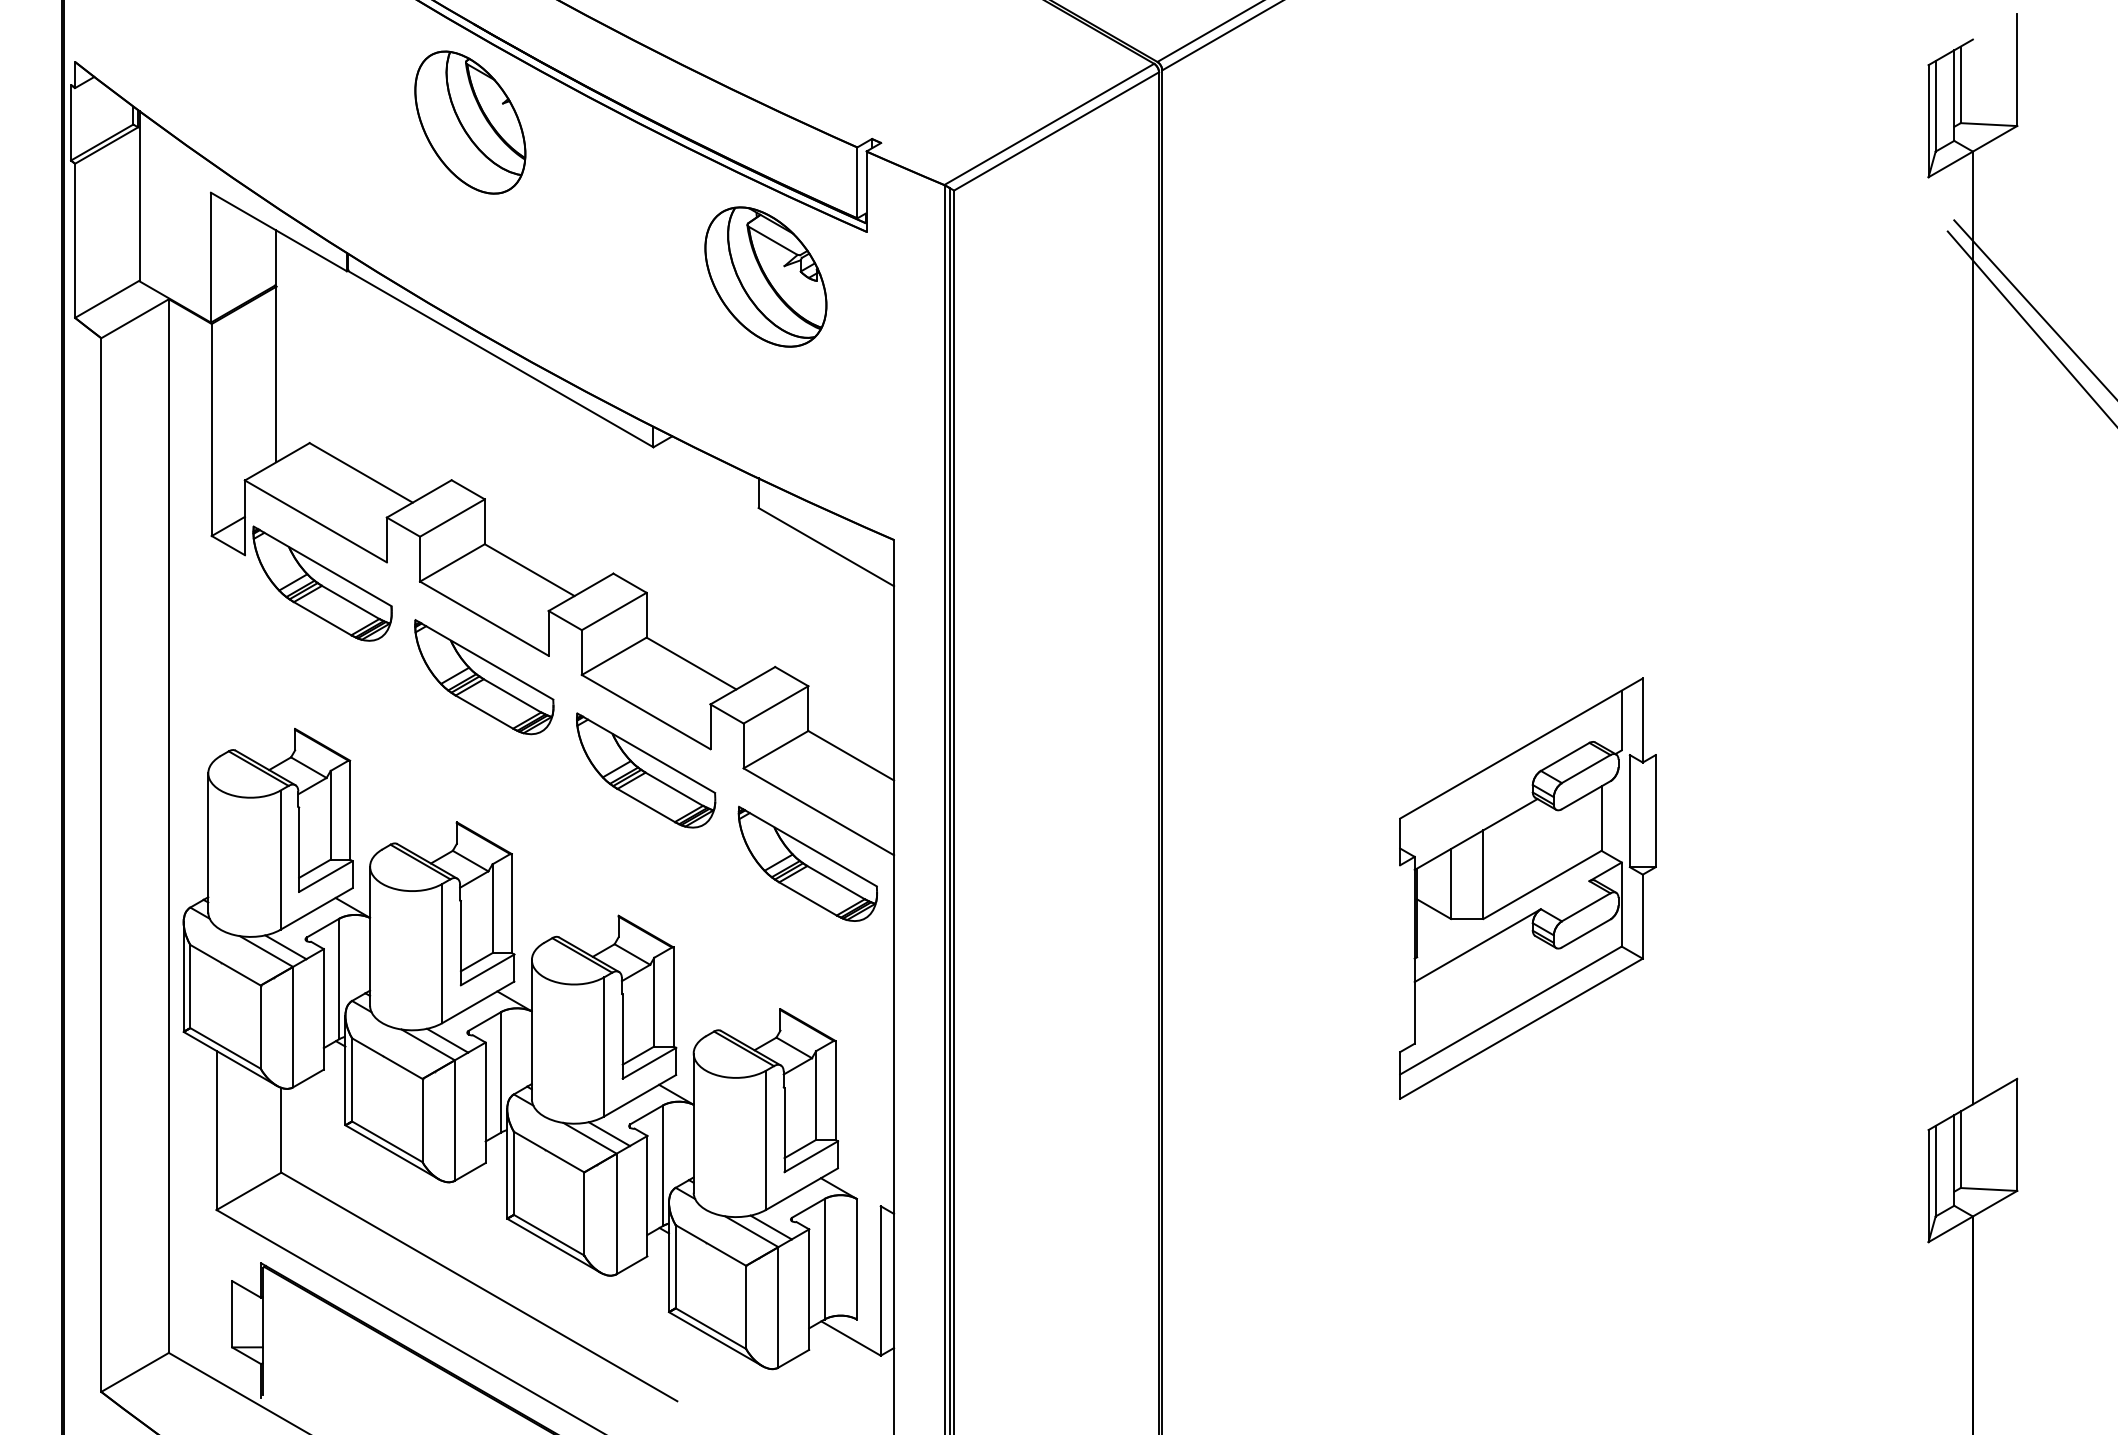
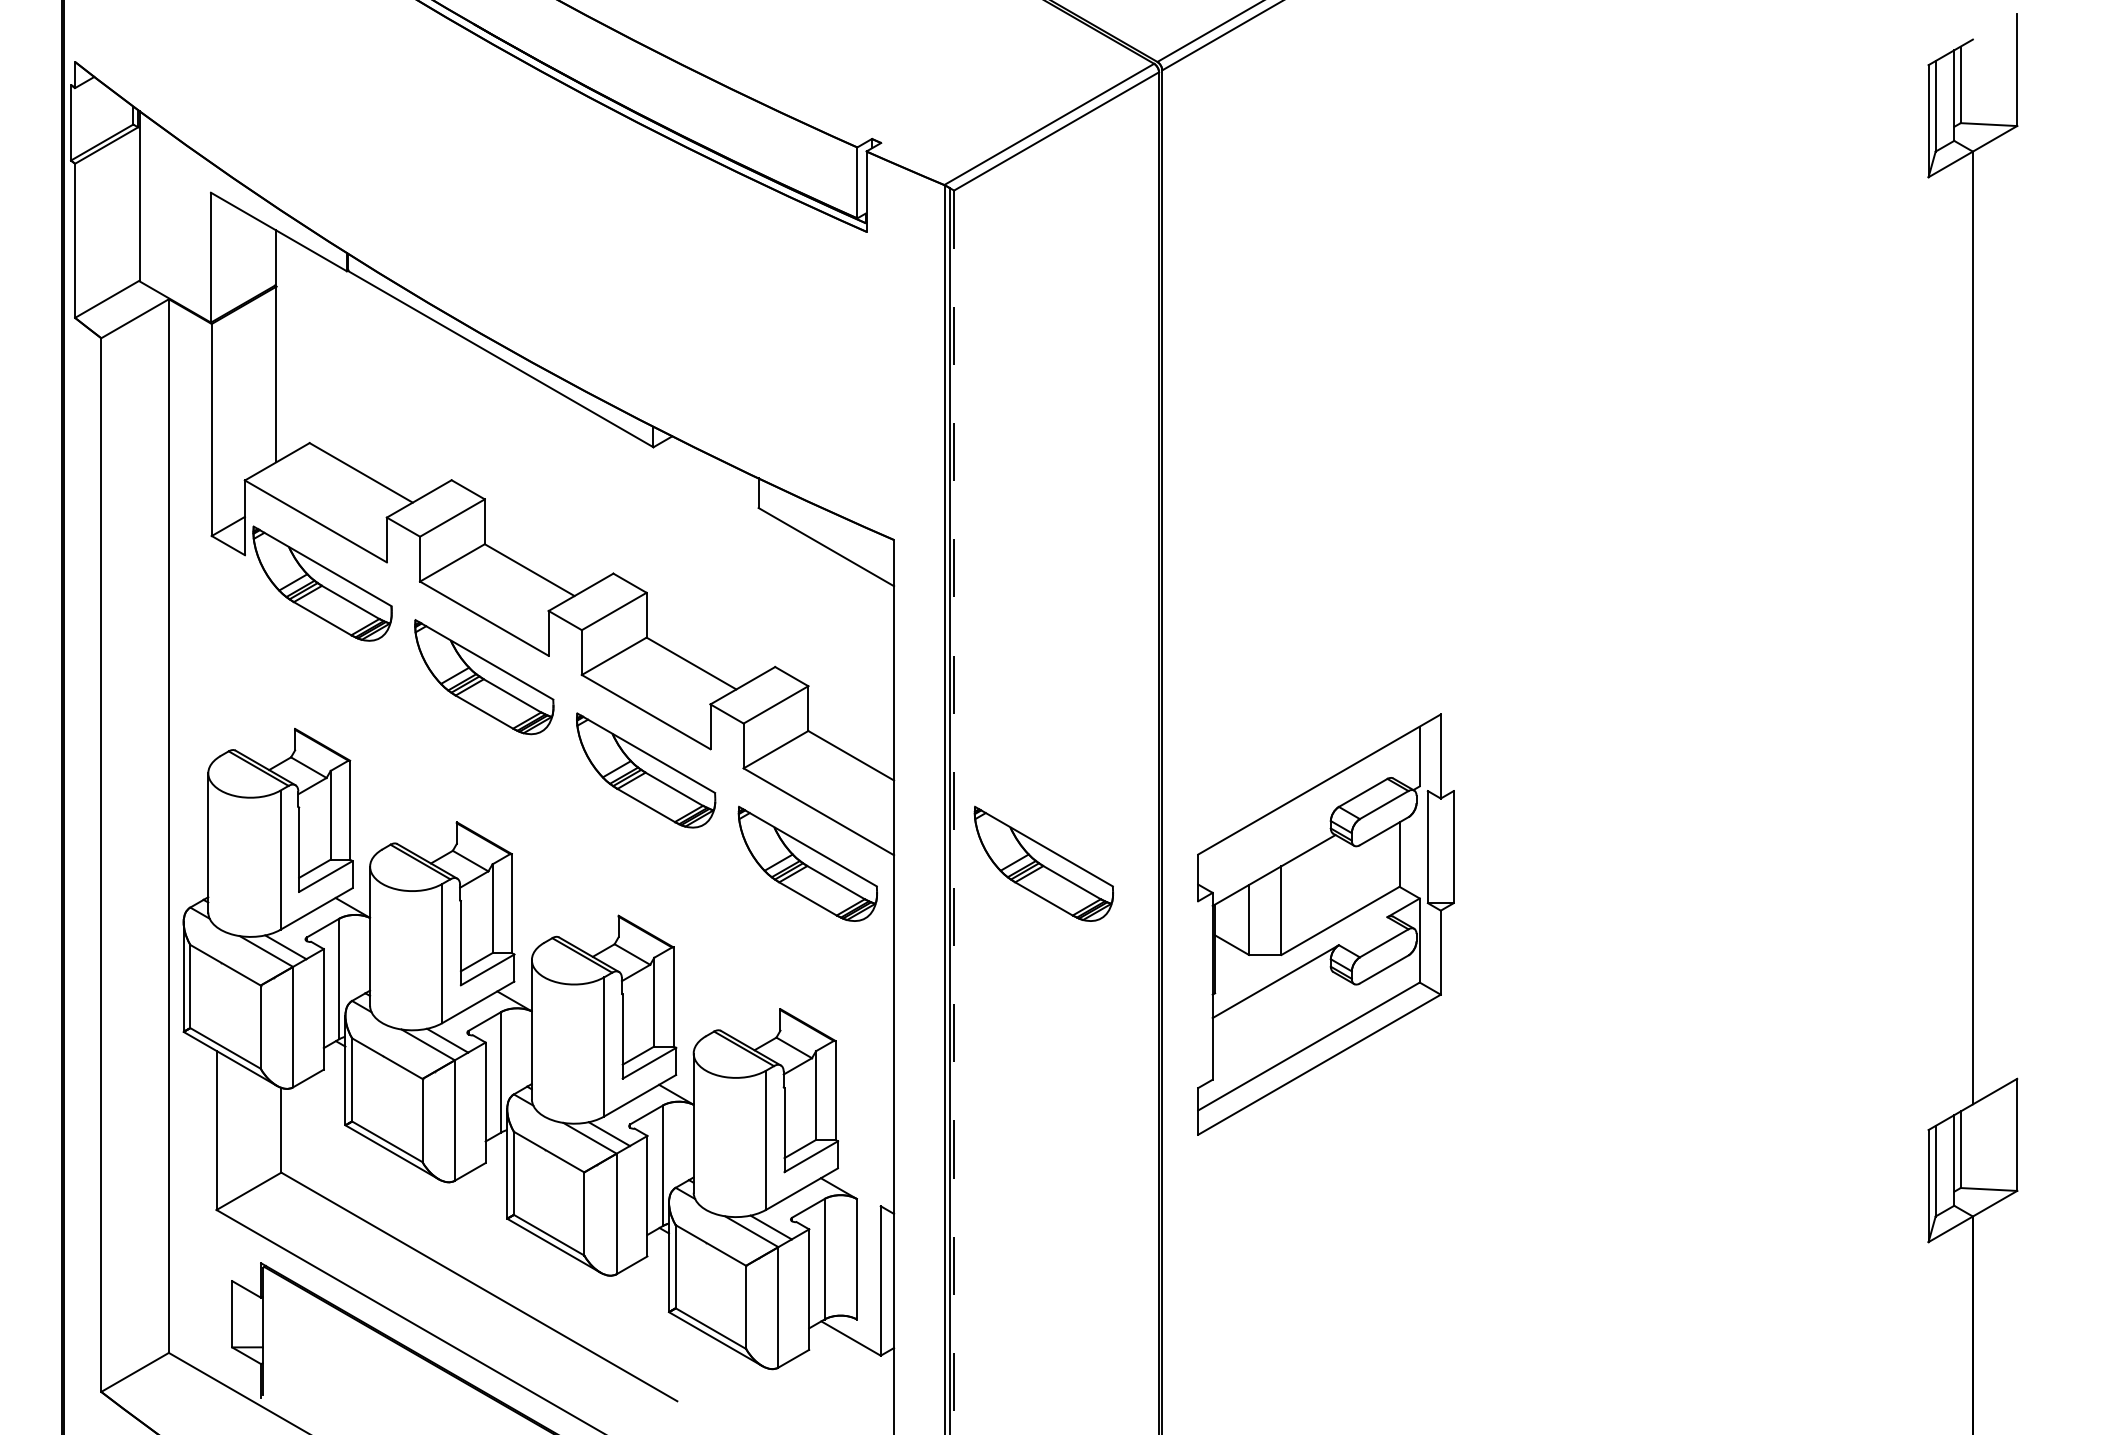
part: present -> none (470, 122)
part: present -> none (765, 276)
line: present -> none (2034, 308)
line: present -> none (2030, 327)
line: solid -> dashed (954, 812)
part: none -> present (1043, 863)
part position: (1527, 888) -> (1325, 924) (1325, 924)
